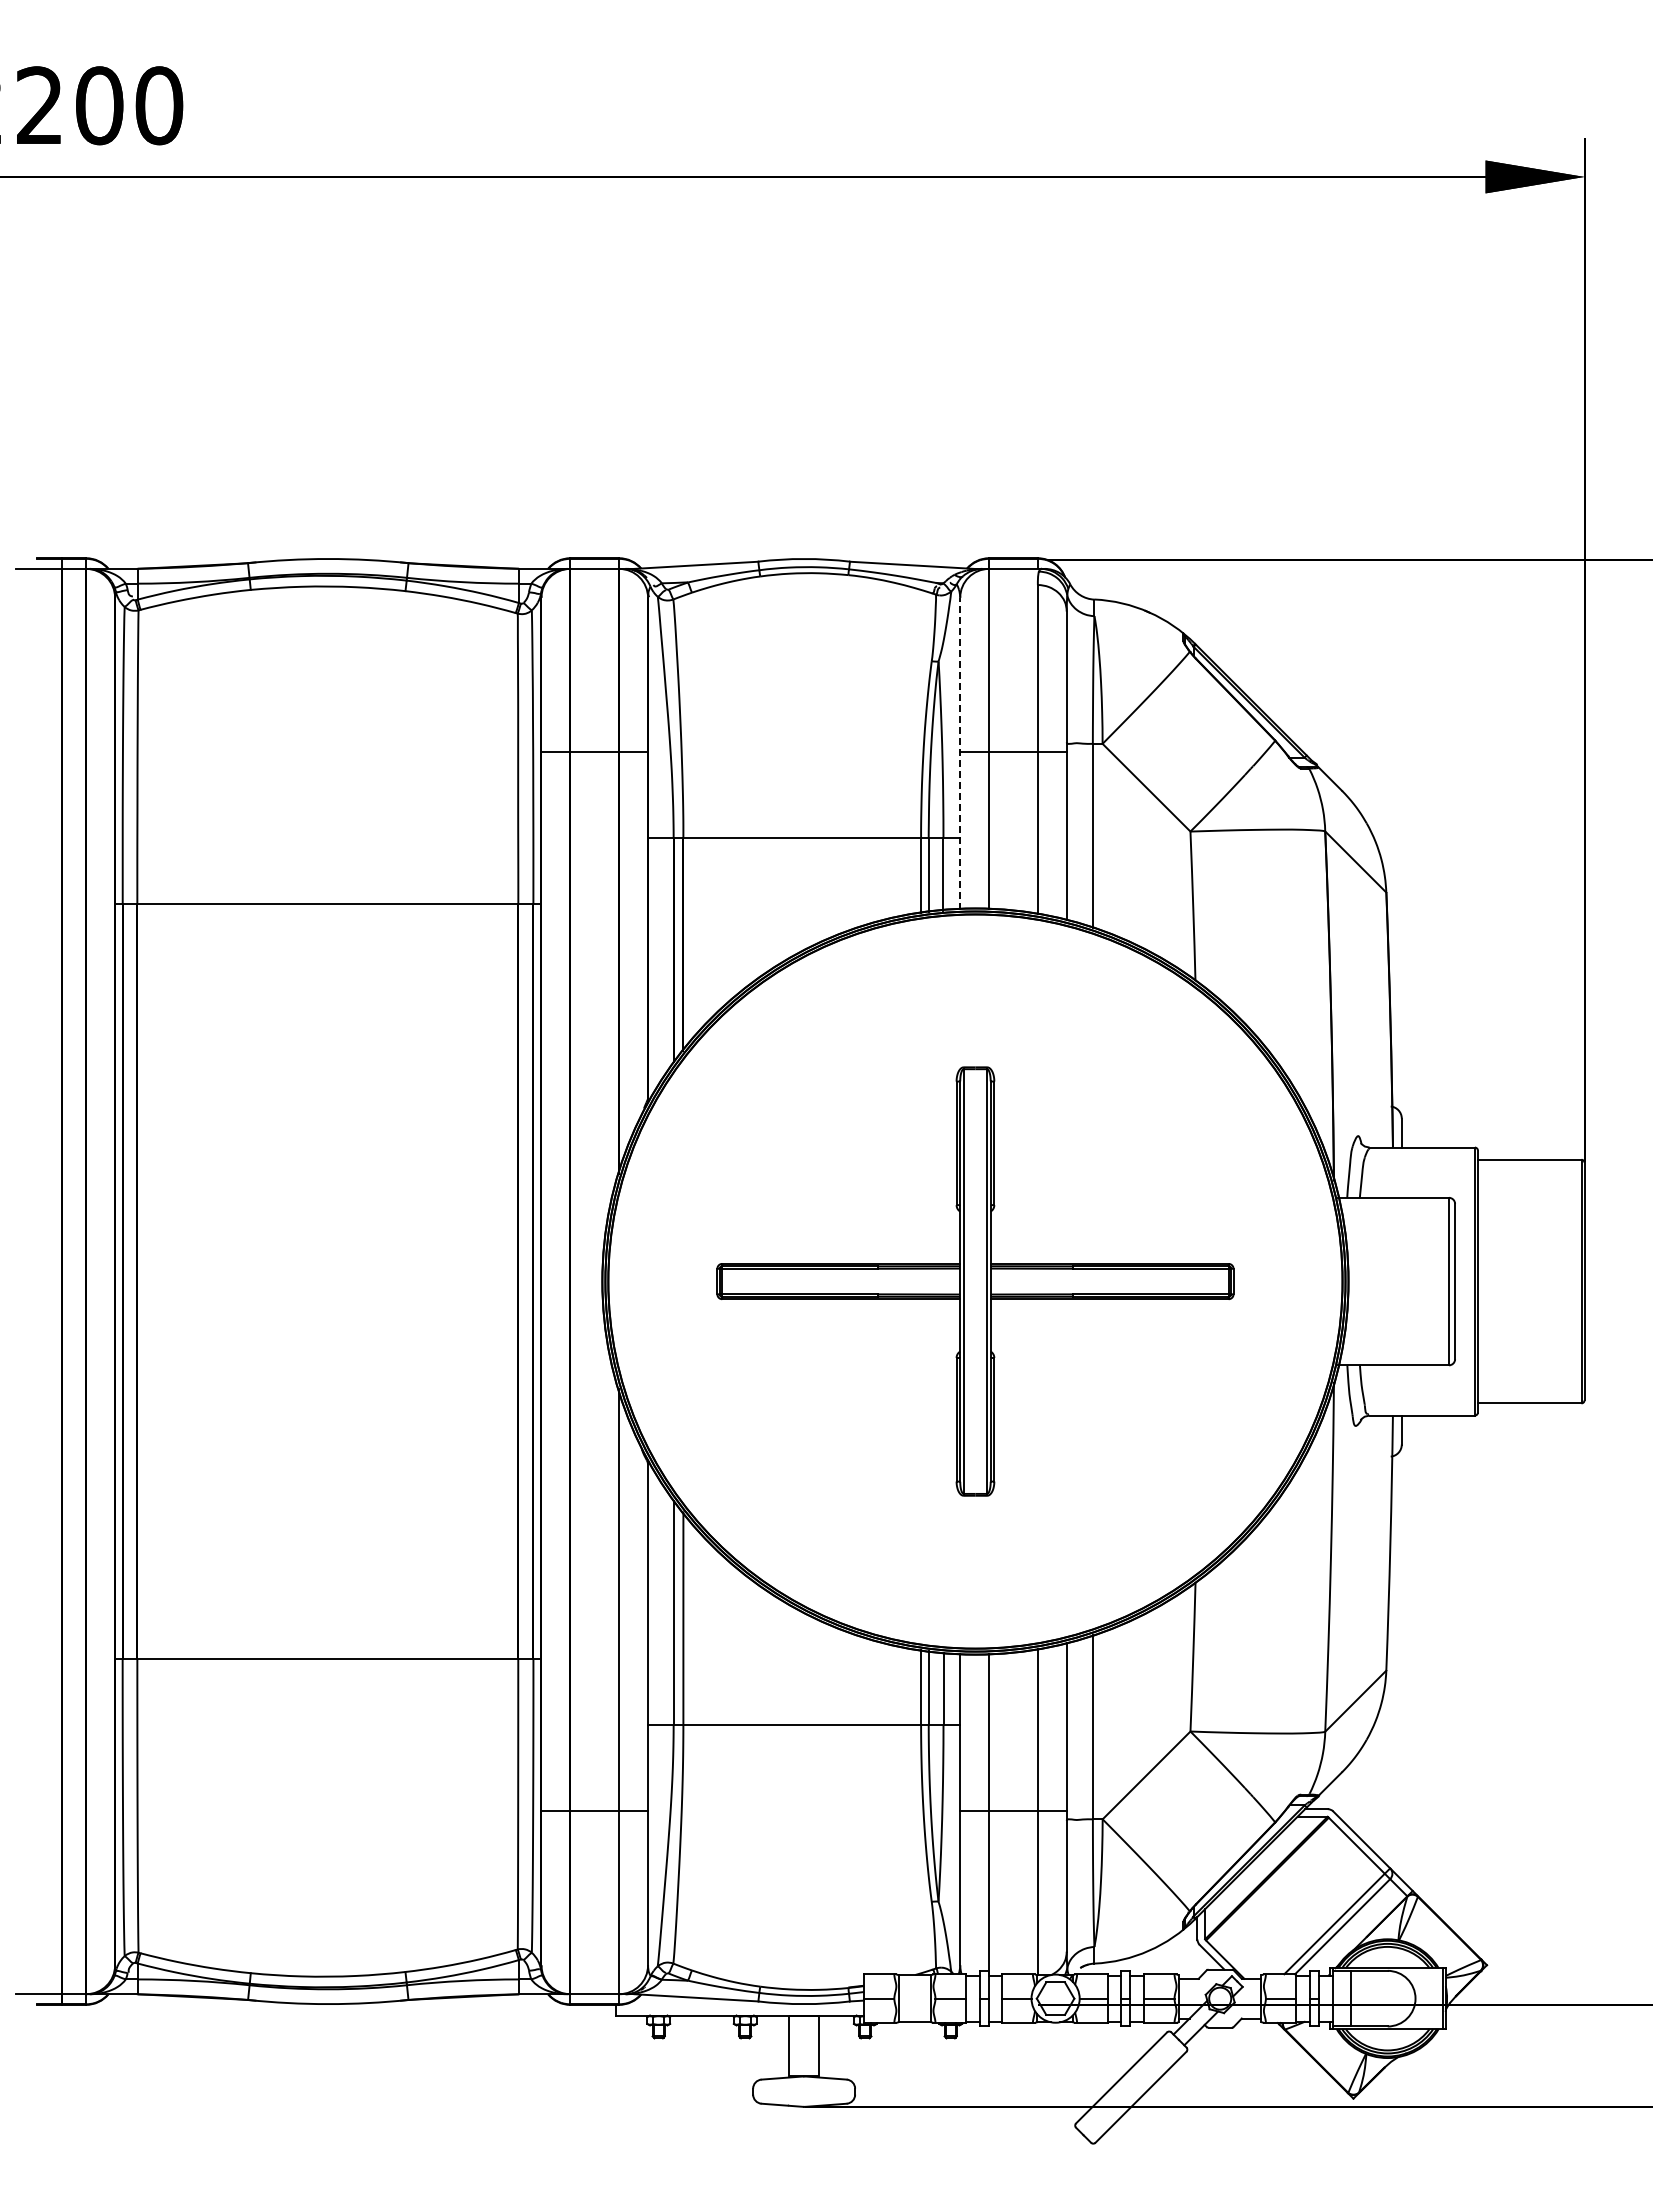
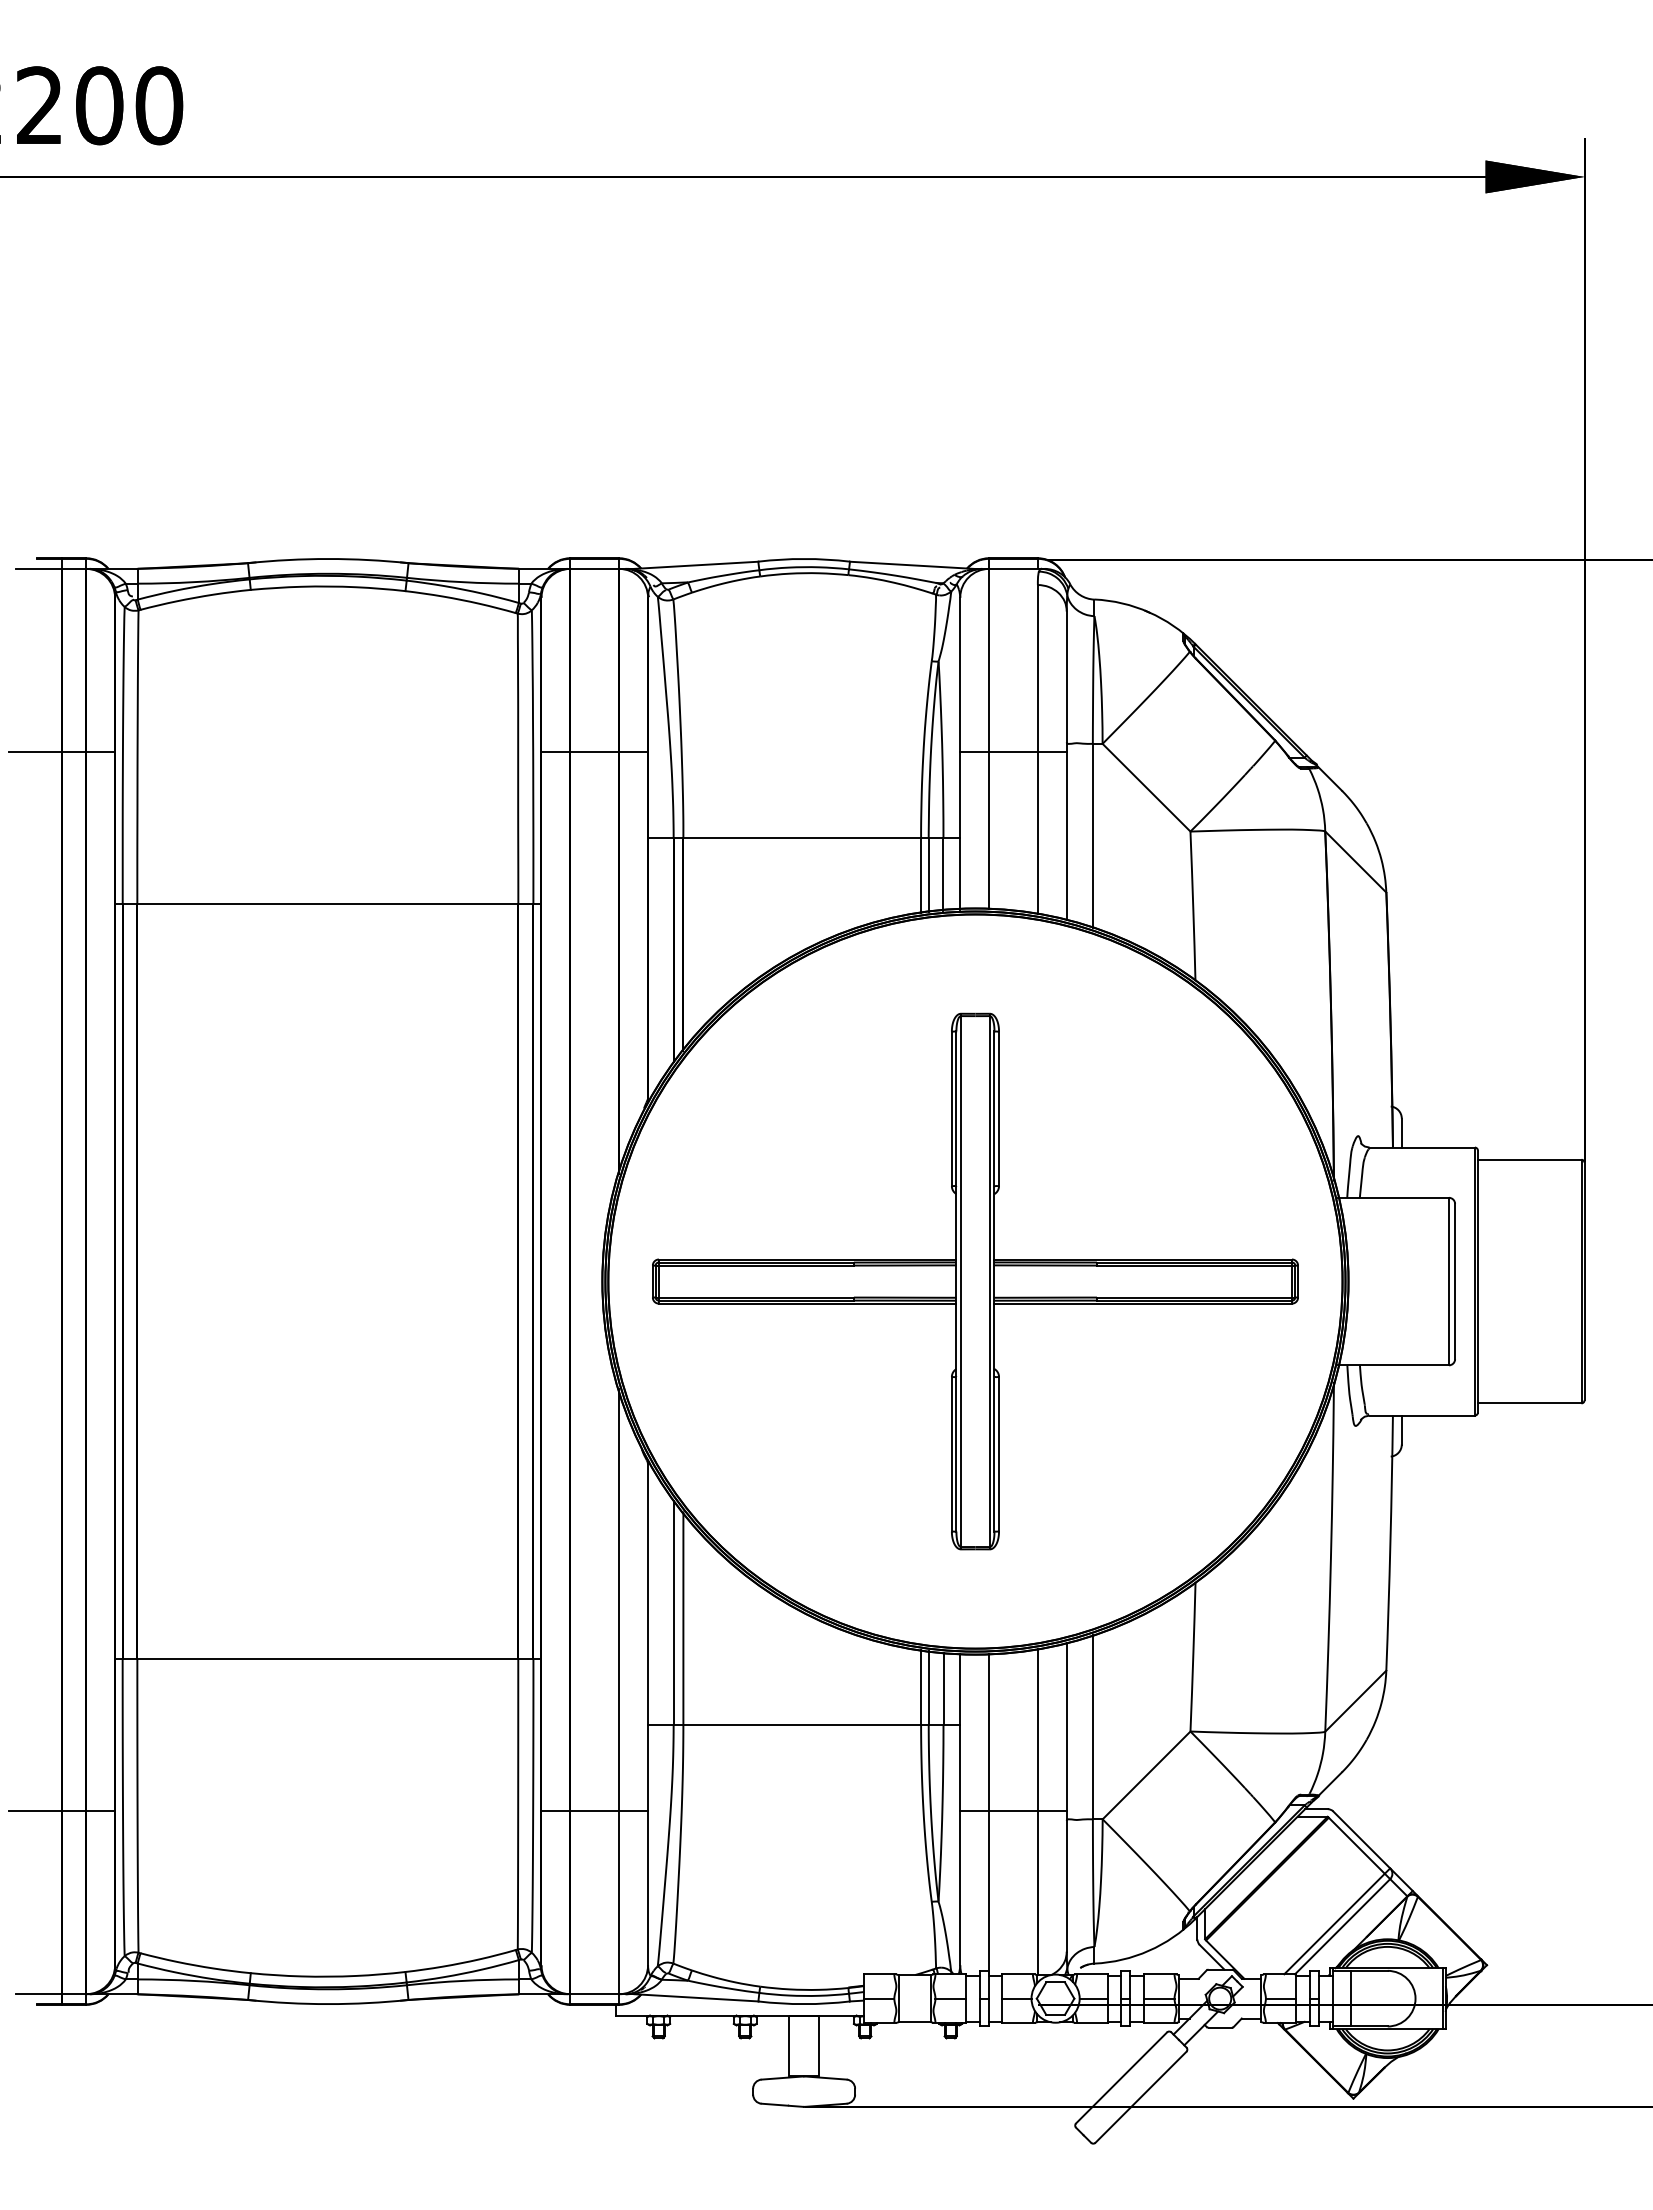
line: none -> present (61, 751)
line: dashed -> solid (960, 753)
part size: 519x431 px -> 647x539 px (975, 1281)
line: none -> present (61, 1811)
